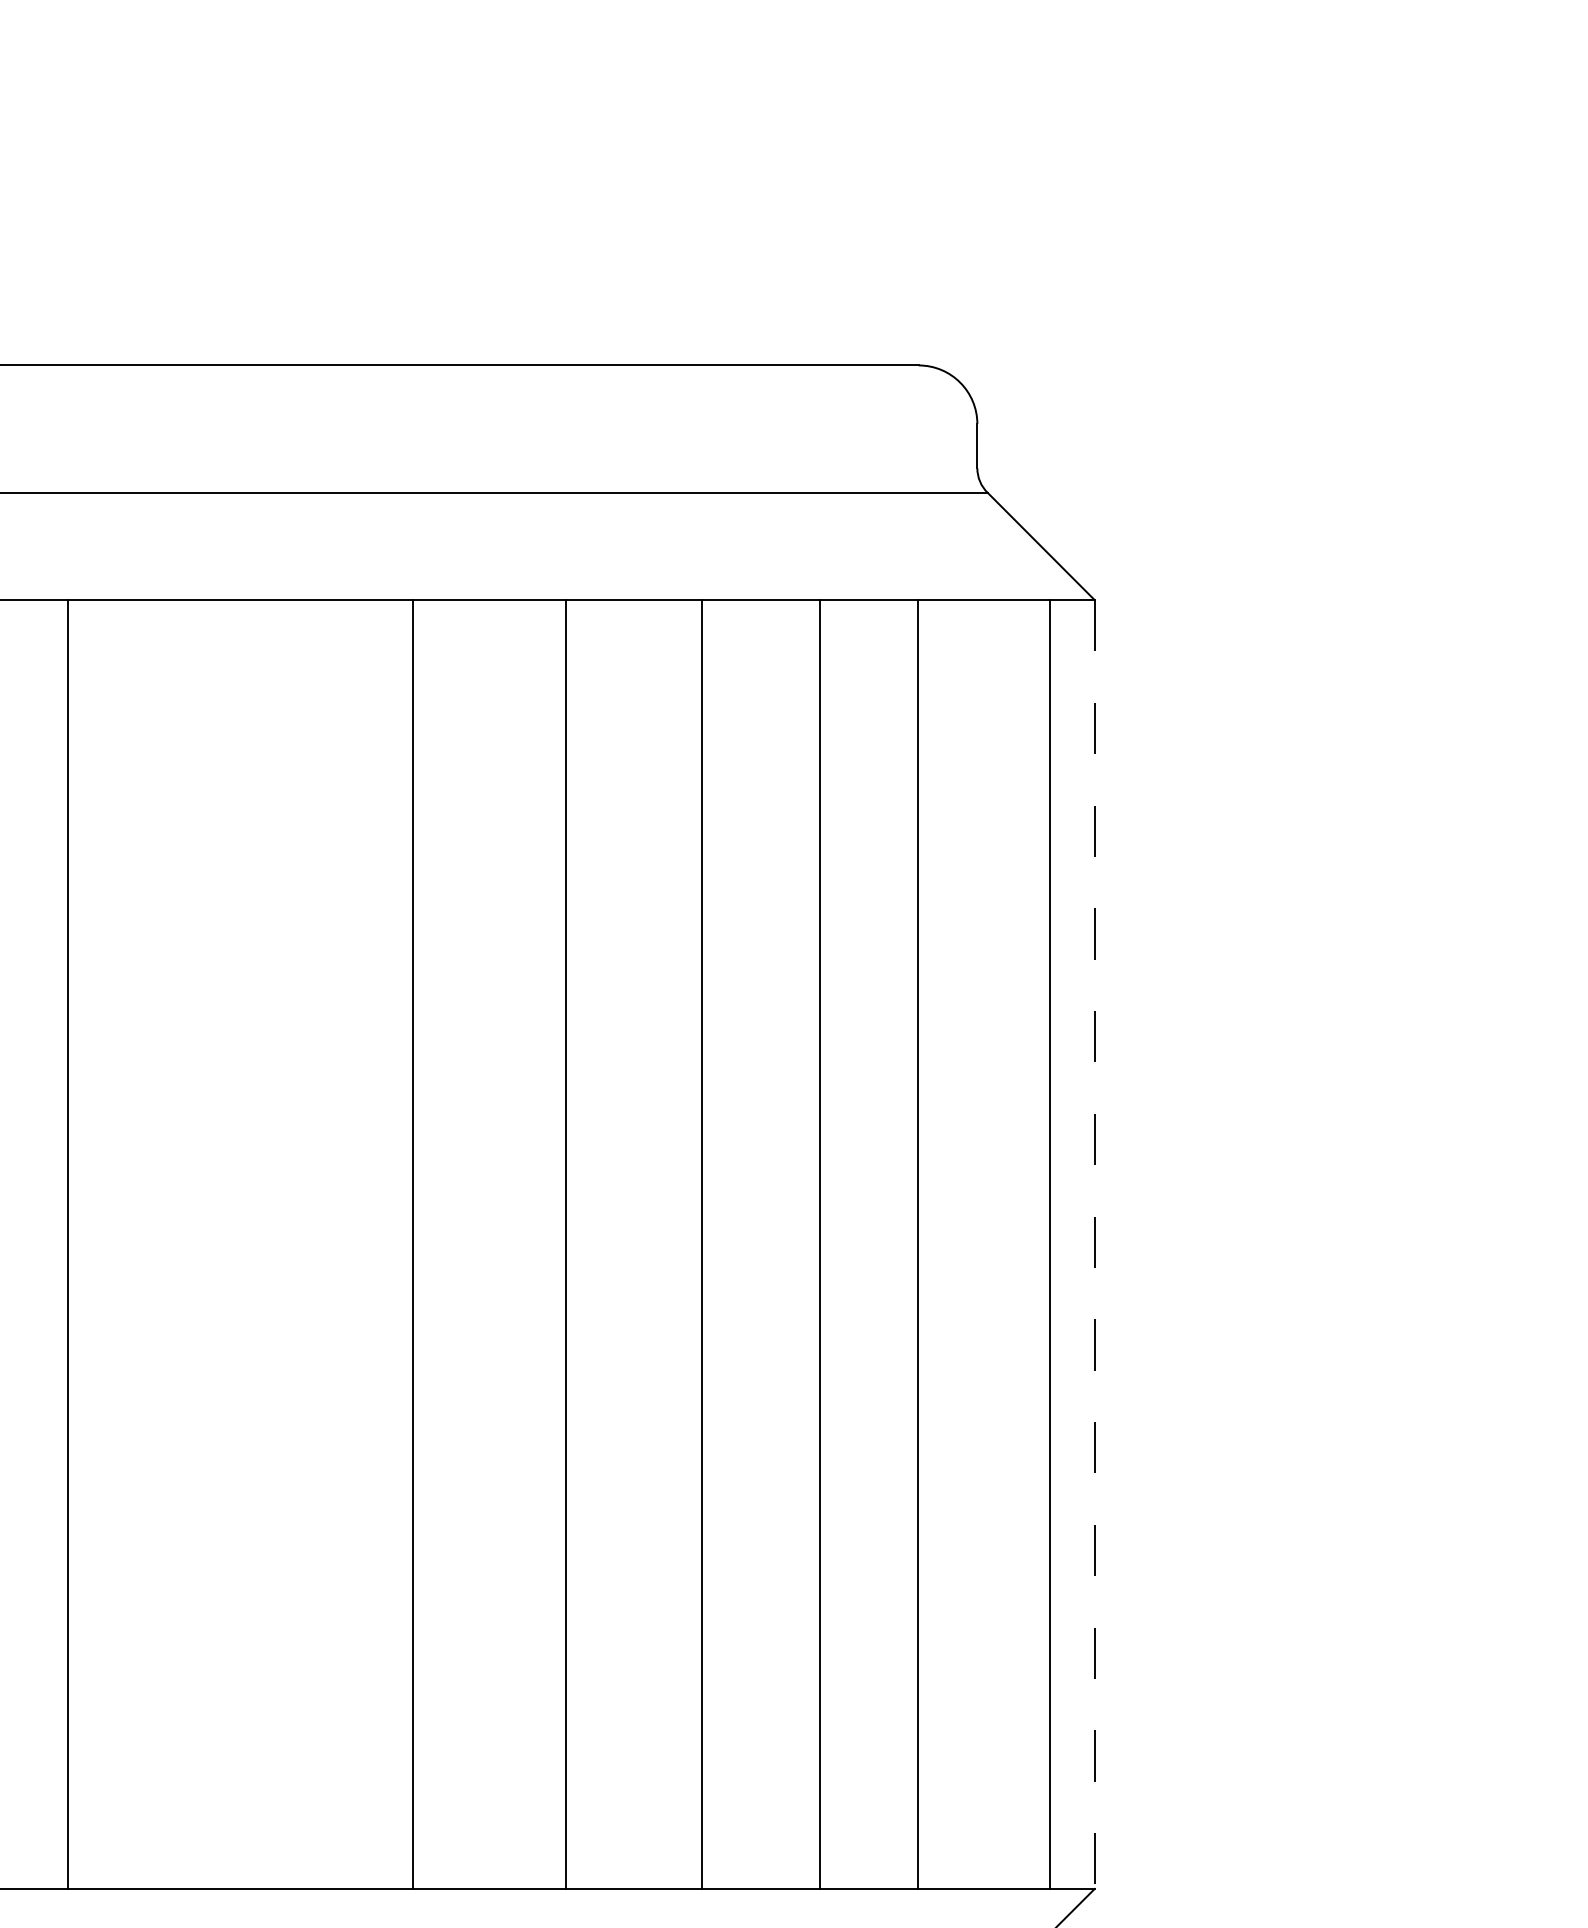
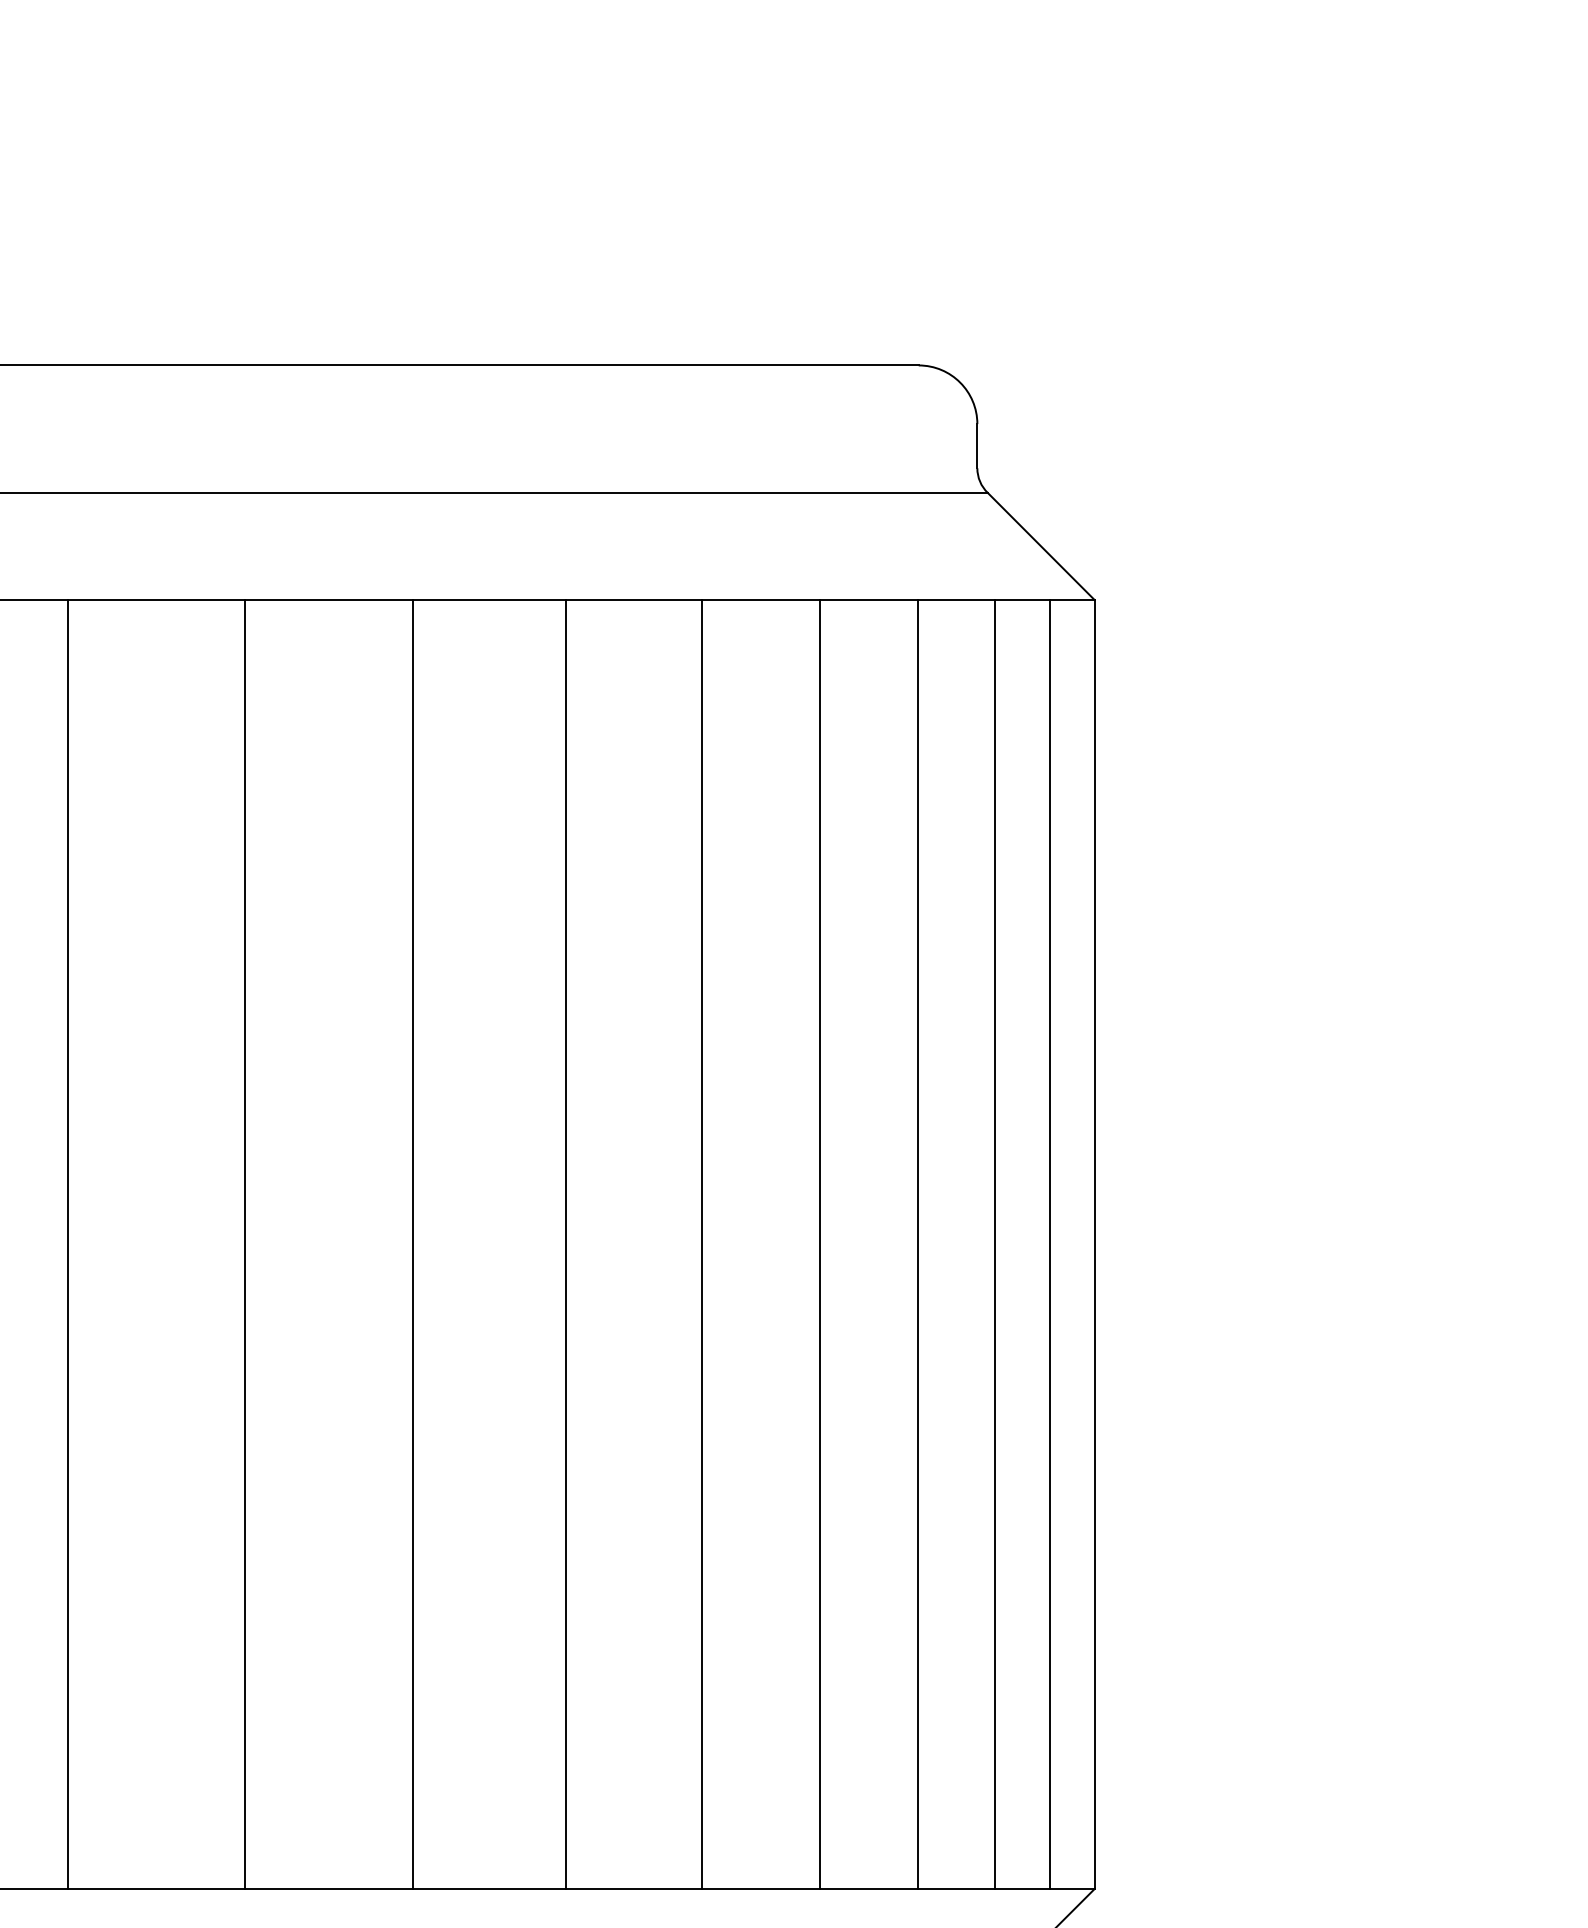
line: none -> present (244, 1244)
line: none -> present (994, 1244)
line: dashed -> solid (1094, 1245)
